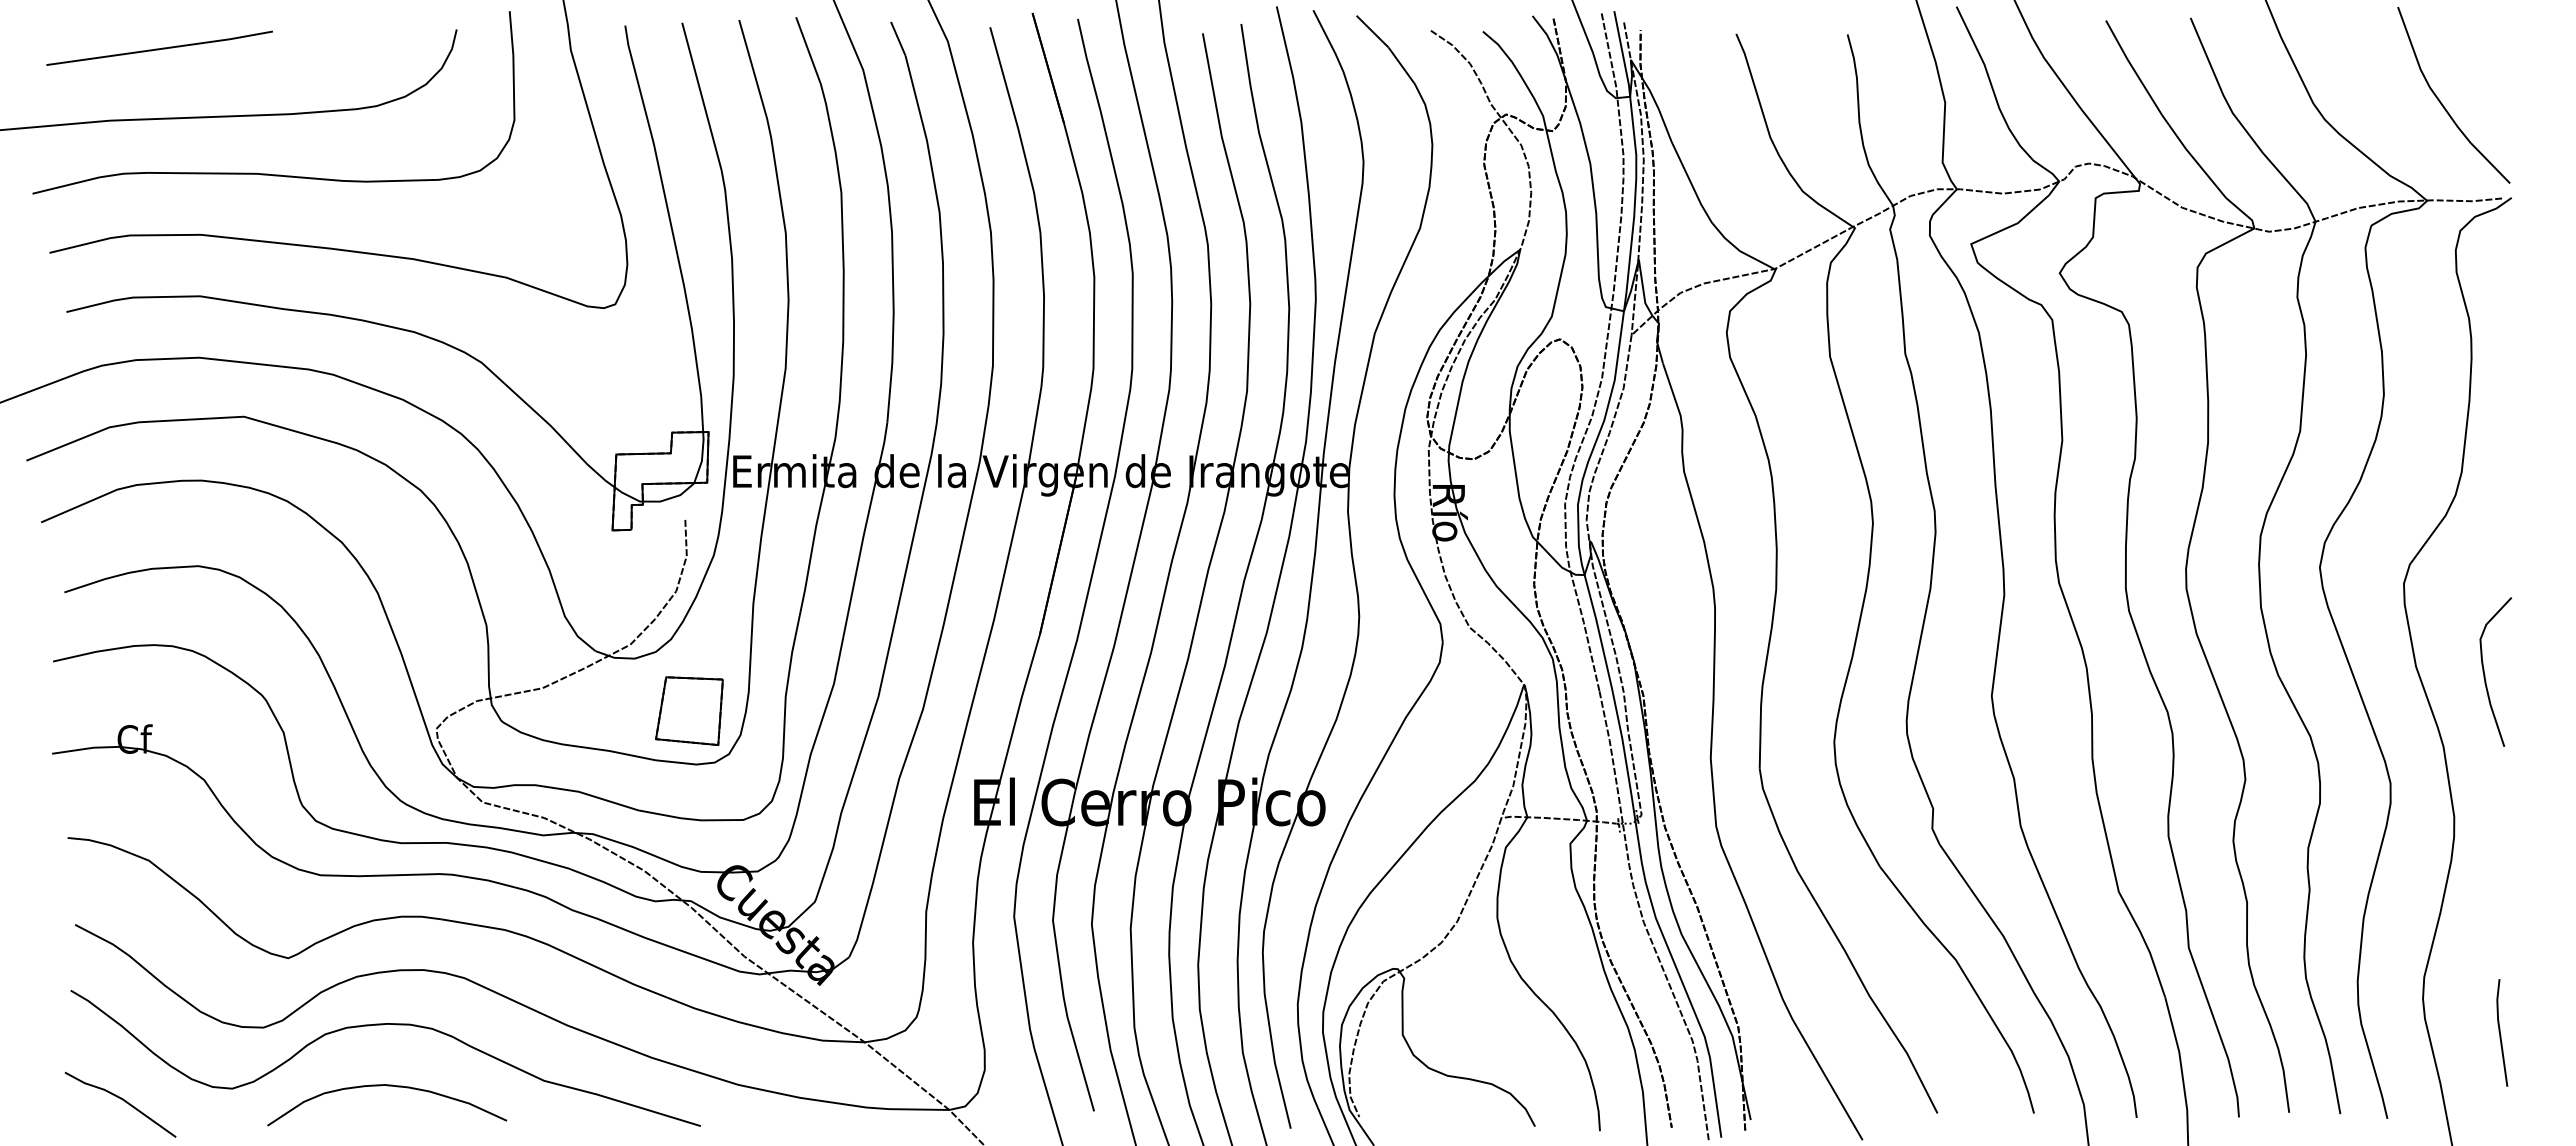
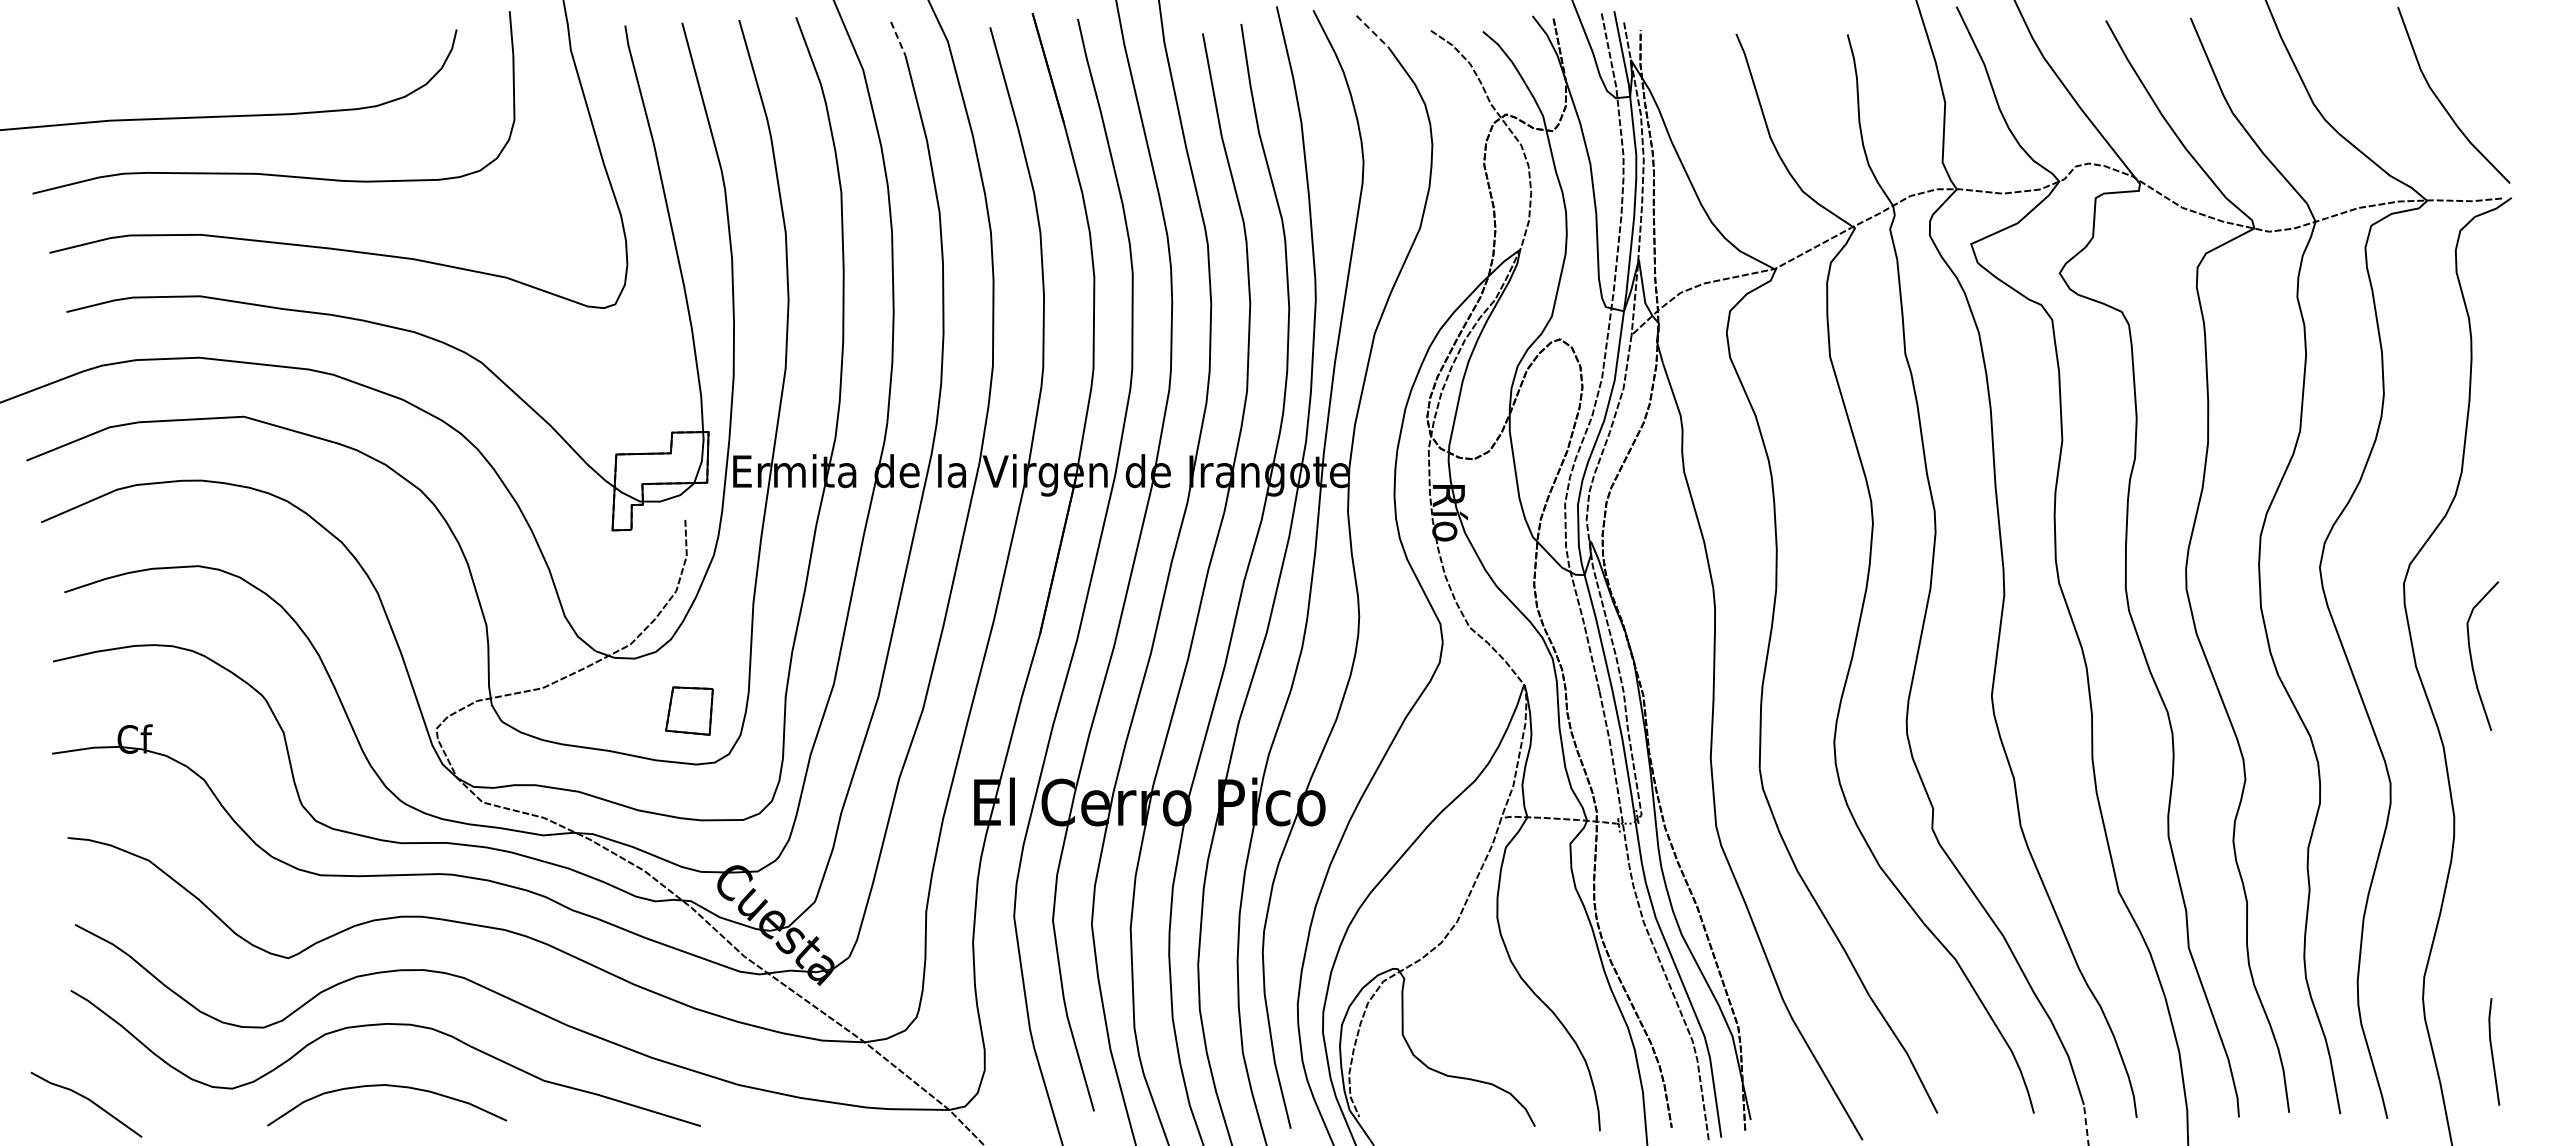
line: solid -> dashed (1372, 31)
line: solid -> dashed (898, 39)
line: present -> none (159, 48)
curve position: (2485, 674) -> (2472, 658) (2472, 658)
part size: 69x70 px -> 49x50 px (689, 710)
line position: (2500, 1032) -> (2492, 1051) (2492, 1051)
line position: (122, 1100) -> (88, 1100) (88, 1100)
line: solid -> dashed (2086, 1124)
